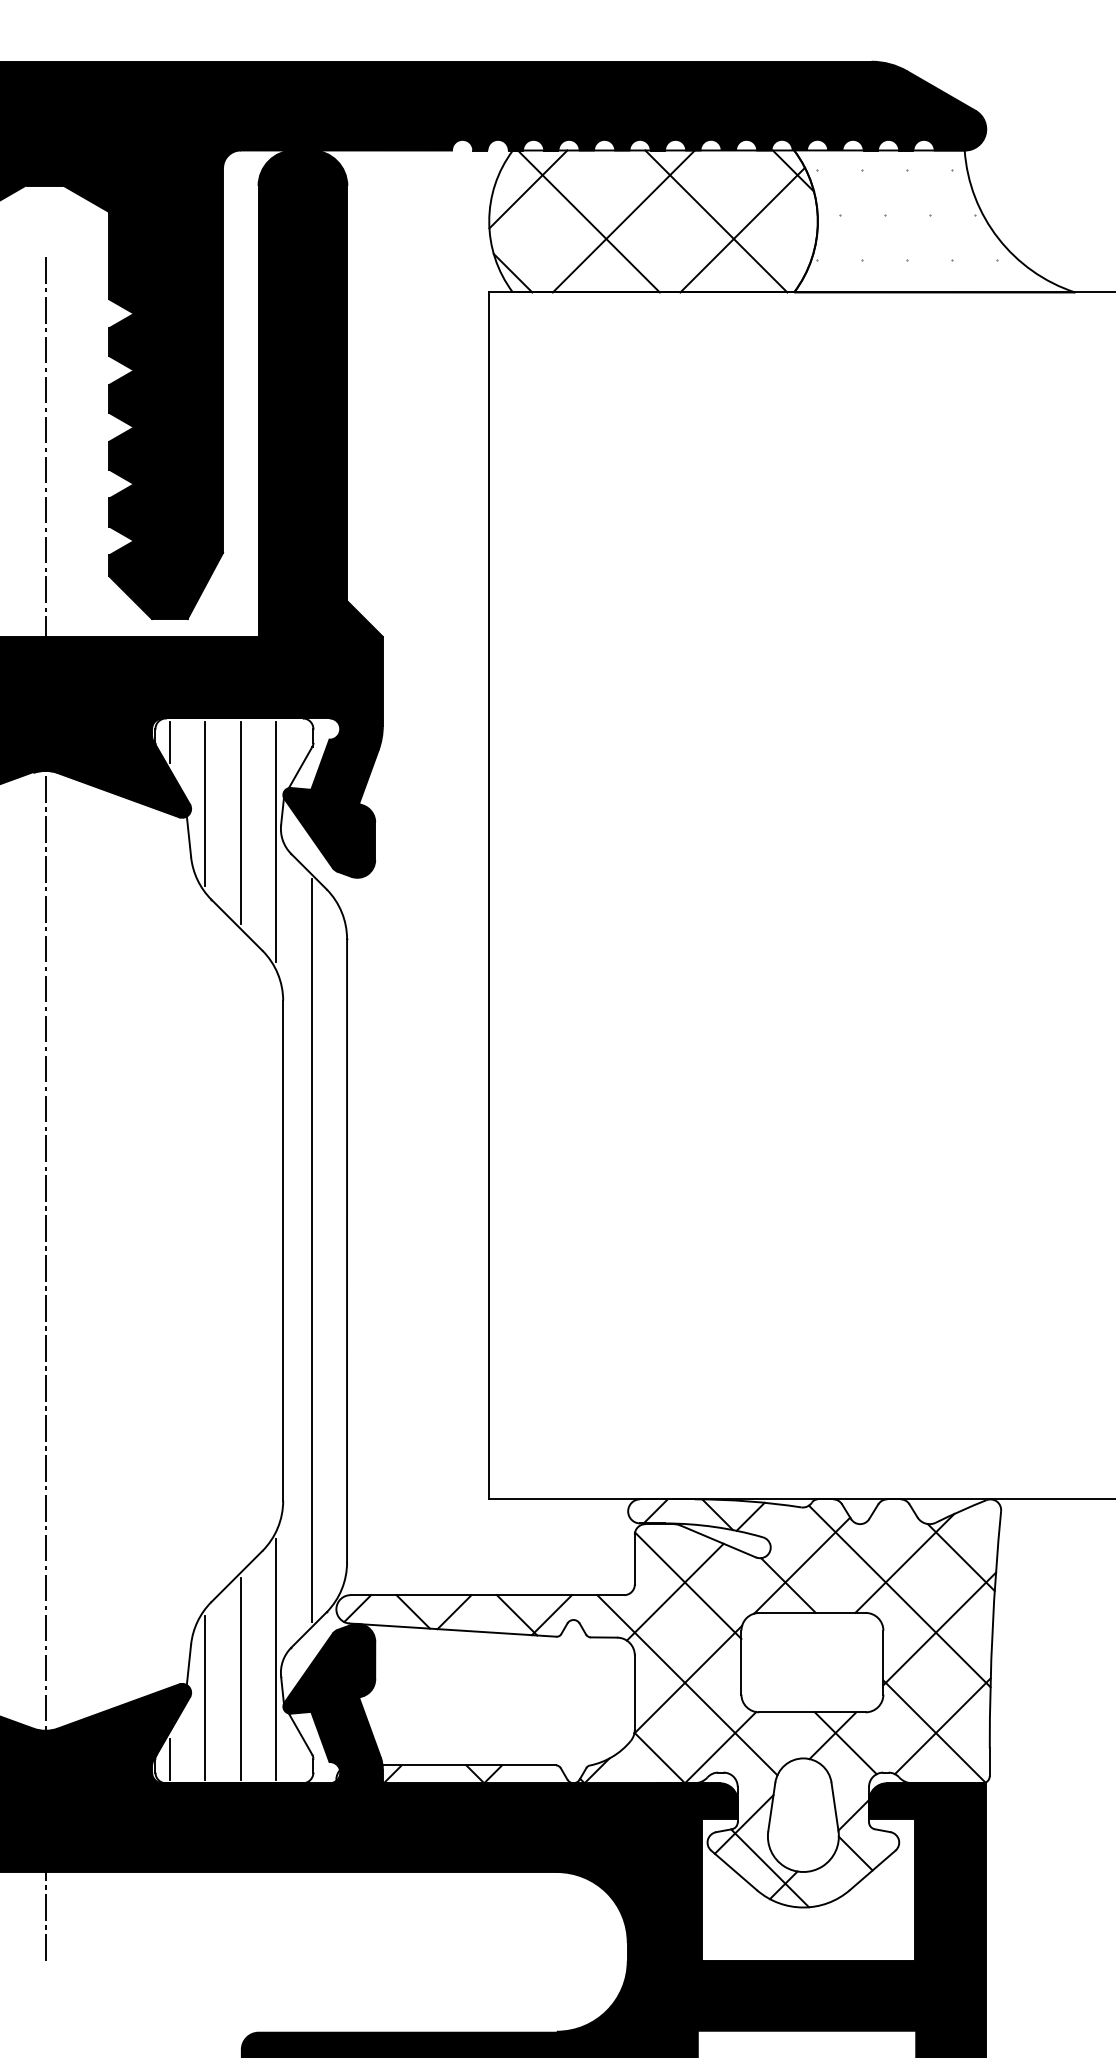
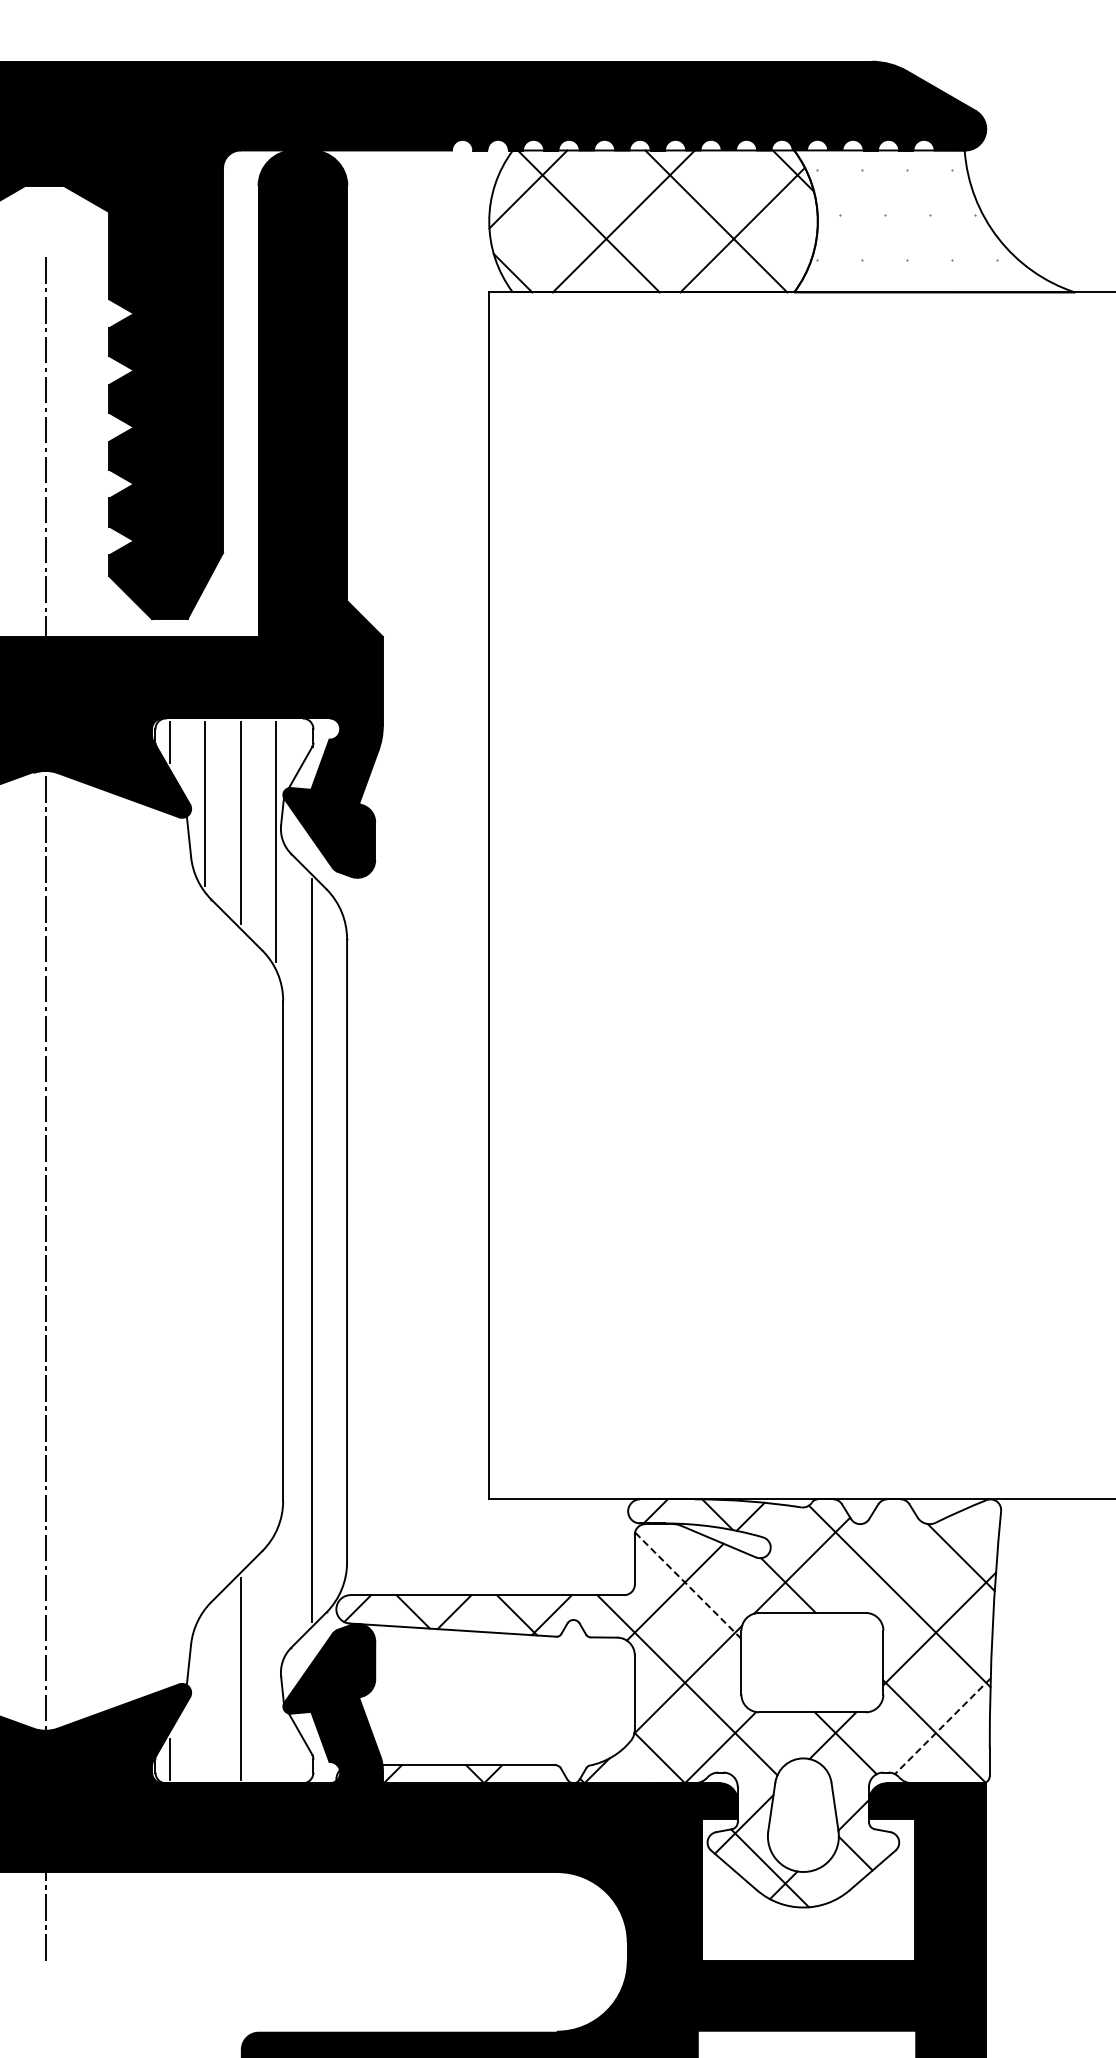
line: present -> none (904, 1562)
line: solid -> dashed (687, 1585)
line: present -> none (276, 1659)
line: present -> none (205, 1697)
line: solid -> dashed (942, 1726)
